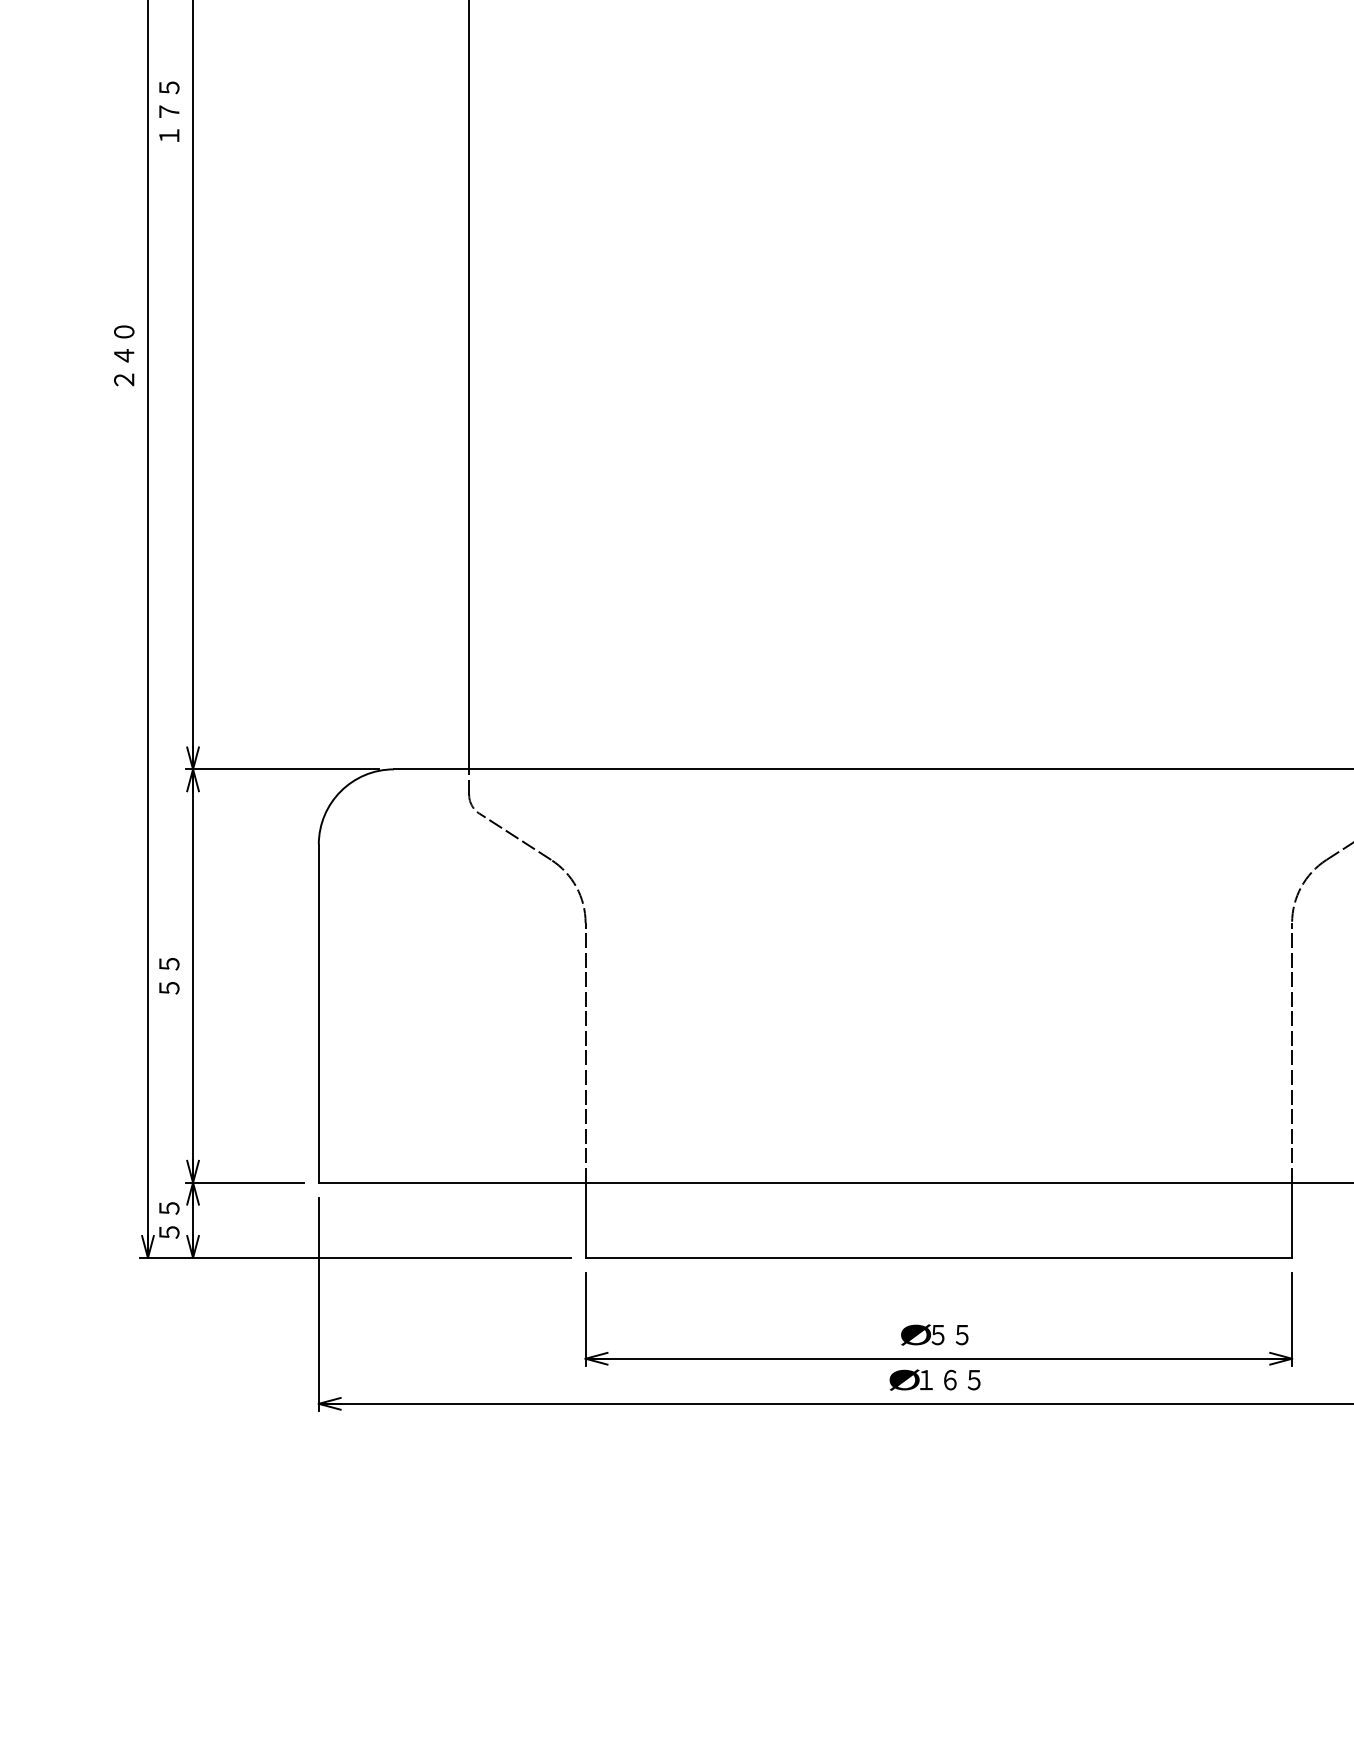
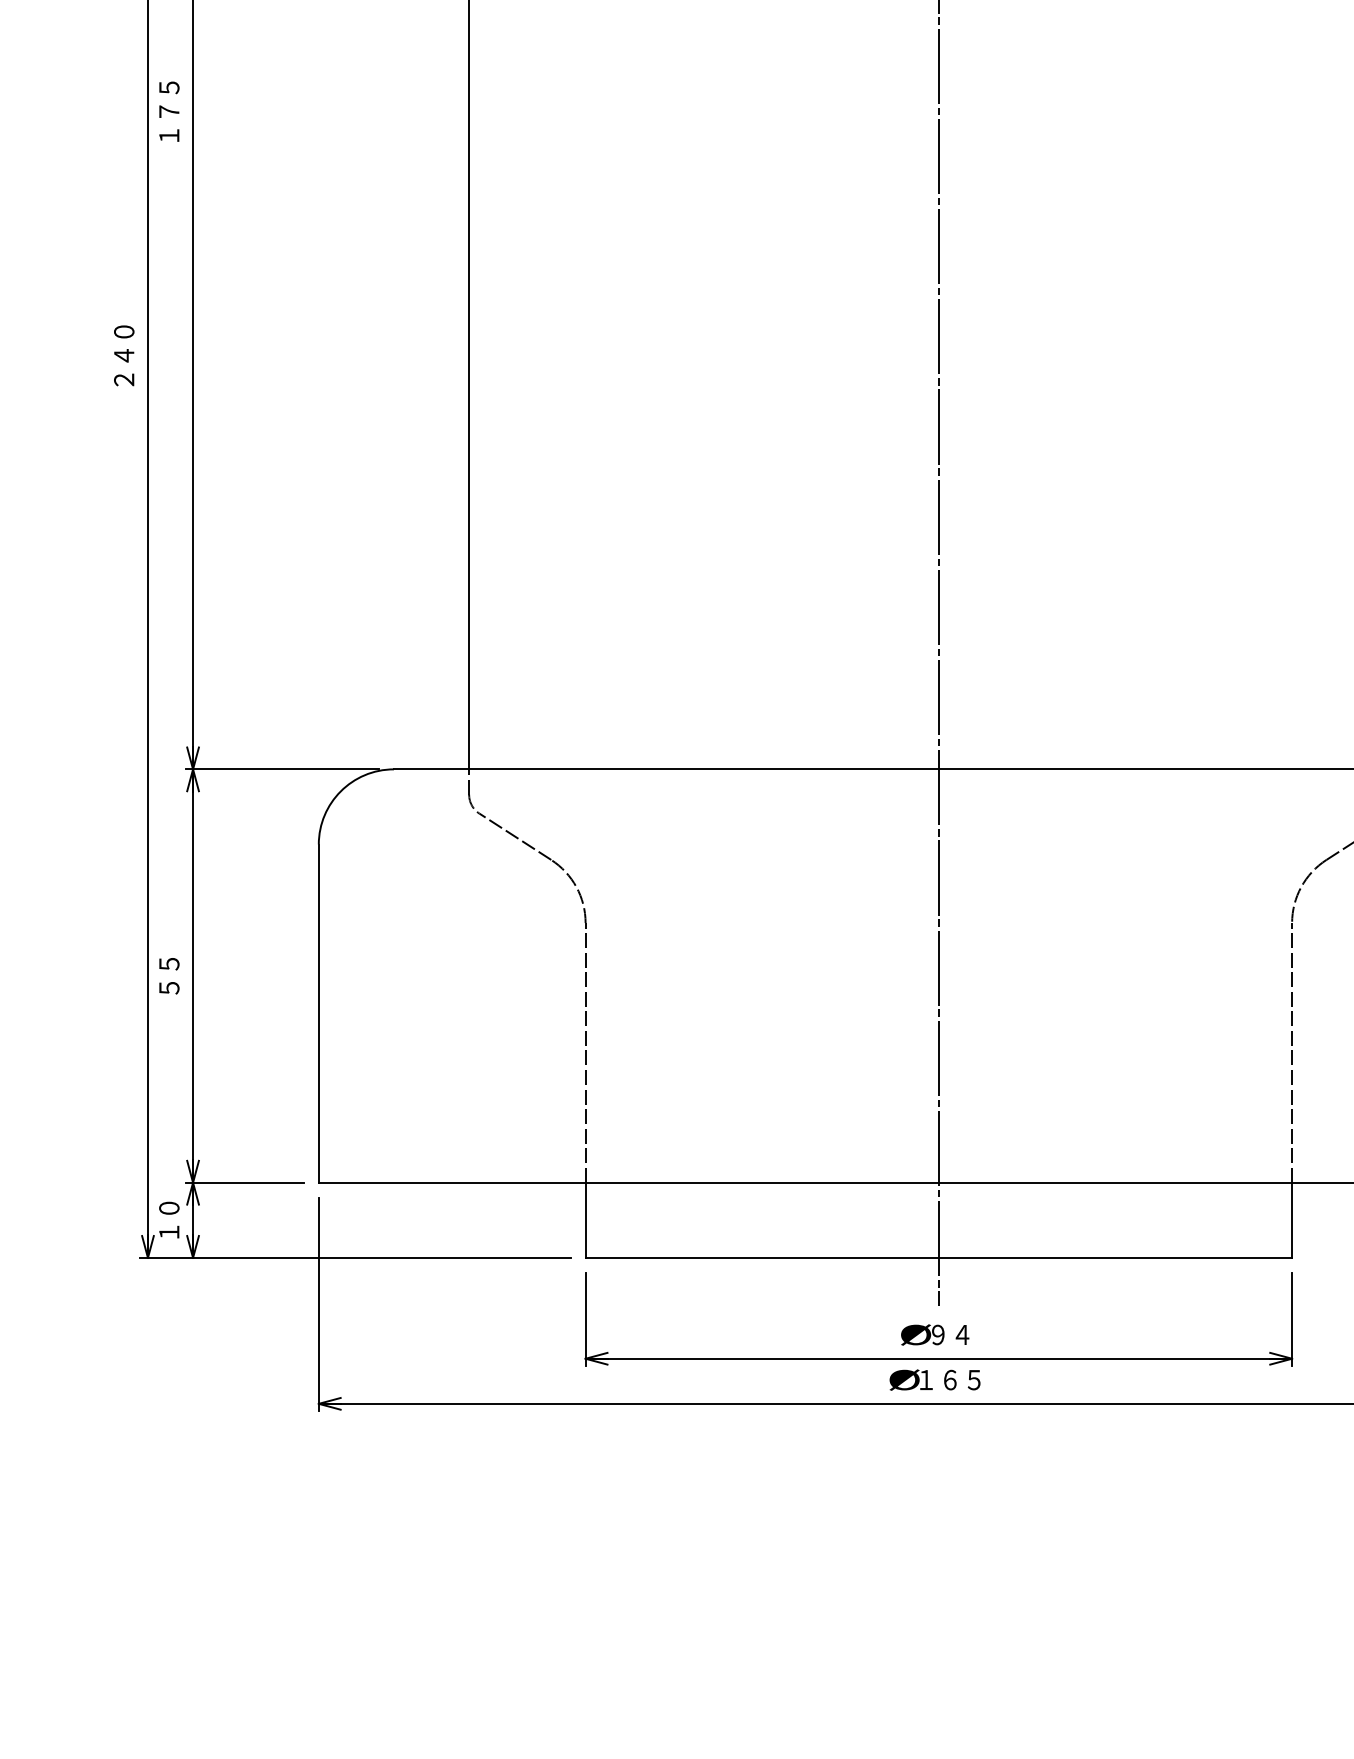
line: none -> present (938, 653)
text: ５５ -> １０ (169, 1219)
text: ５５ -> ９４ (950, 1334)
